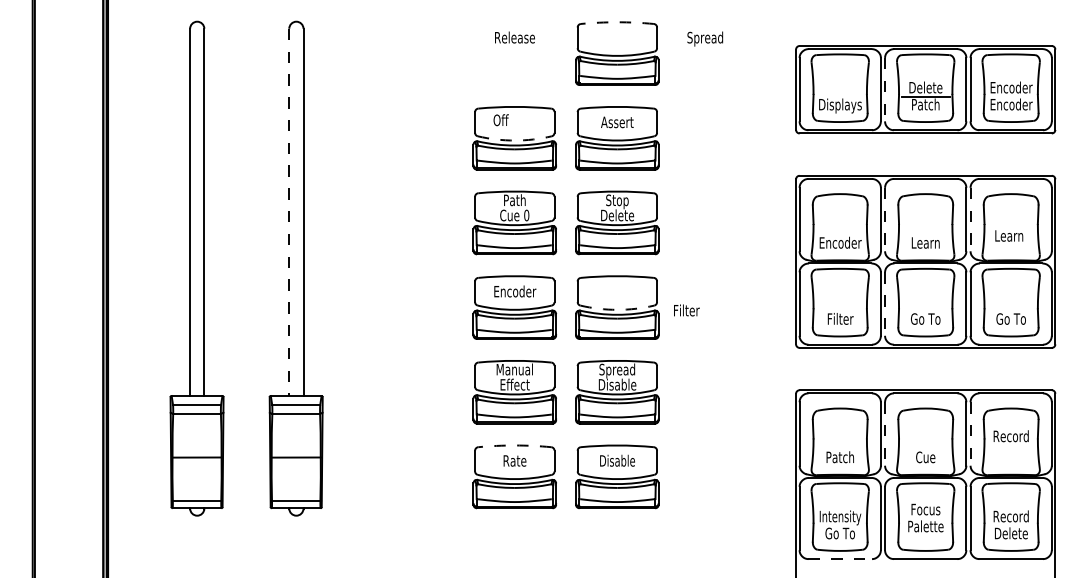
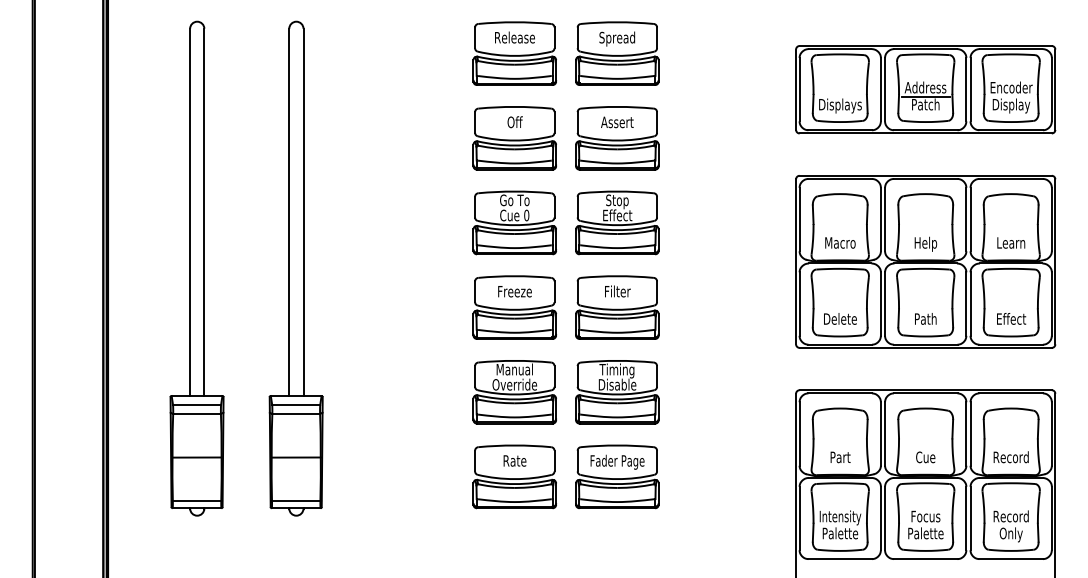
arc: dashed -> solid (617, 22)
text position: (705, 38) -> (617, 38) (617, 38)
part: none -> present (514, 53)
text: Delete -> Address (925, 87)
line: dashed -> solid (885, 89)
text: Encoder -> Display (1011, 105)
text position: (500, 120) -> (514, 122) (514, 122)
arc: dashed -> solid (514, 140)
text: Path -> Go To (514, 200)
line: dashed -> solid (289, 212)
text: Delete -> Effect (617, 215)
line: dashed -> solid (885, 219)
line: dashed -> solid (970, 219)
text position: (1009, 235) -> (1011, 242) (1011, 242)
text: Encoder -> Macro (840, 242)
text: Learn -> Help (925, 243)
text: Encoder -> Freeze (515, 291)
line: dashed -> solid (885, 304)
arc: dashed -> solid (617, 309)
text position: (686, 310) -> (617, 291) (617, 291)
text: Filter -> Delete (840, 318)
text: Go To -> Path (925, 318)
text: Go To -> Effect (1011, 318)
text: Spread -> Timing (617, 370)
text: Effect -> Override (514, 384)
line: dashed -> solid (885, 434)
line: dashed -> solid (970, 434)
text position: (1010, 436) -> (1010, 457) (1010, 457)
arc: dashed -> solid (514, 445)
text: Patch -> Part (839, 457)
text: Disable -> Fader Page (617, 461)
text position: (925, 517) -> (925, 524) (925, 524)
text: Go To -> Palette (840, 533)
text: Delete -> Only (1011, 534)
line: dashed -> solid (840, 559)
